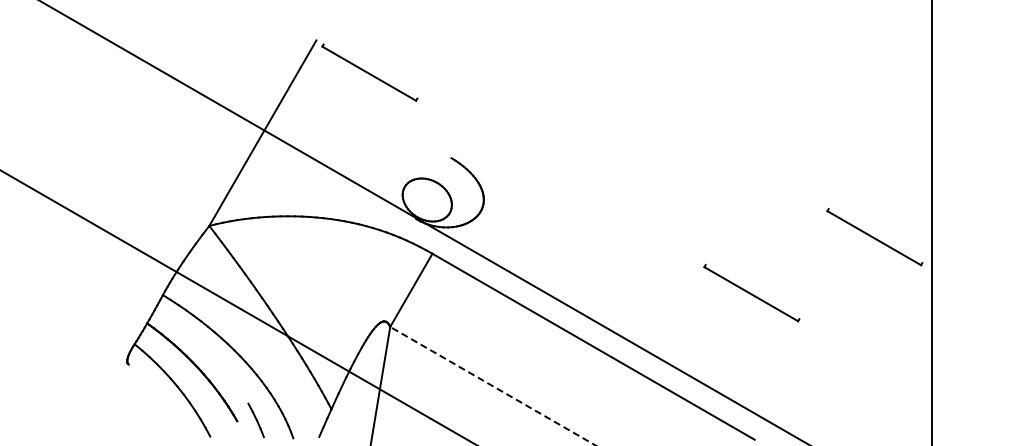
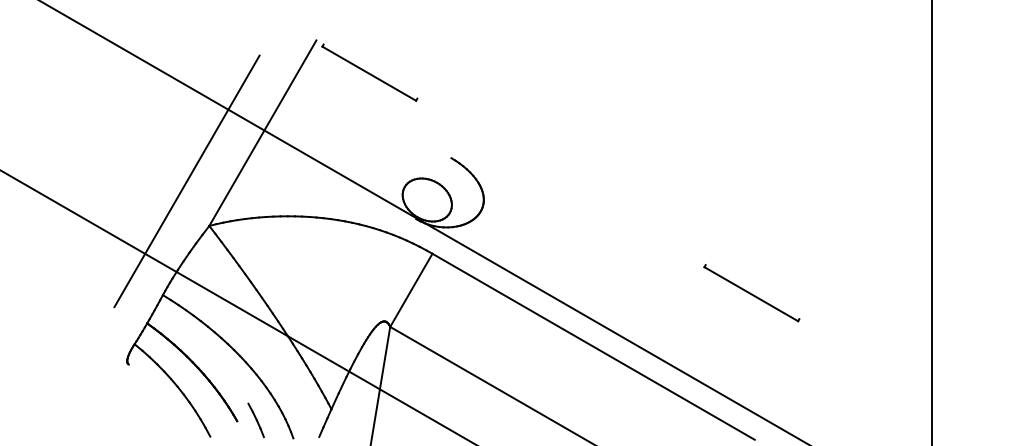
line: none -> present (186, 181)
part: present -> none (874, 237)
line: dashed -> solid (493, 386)
